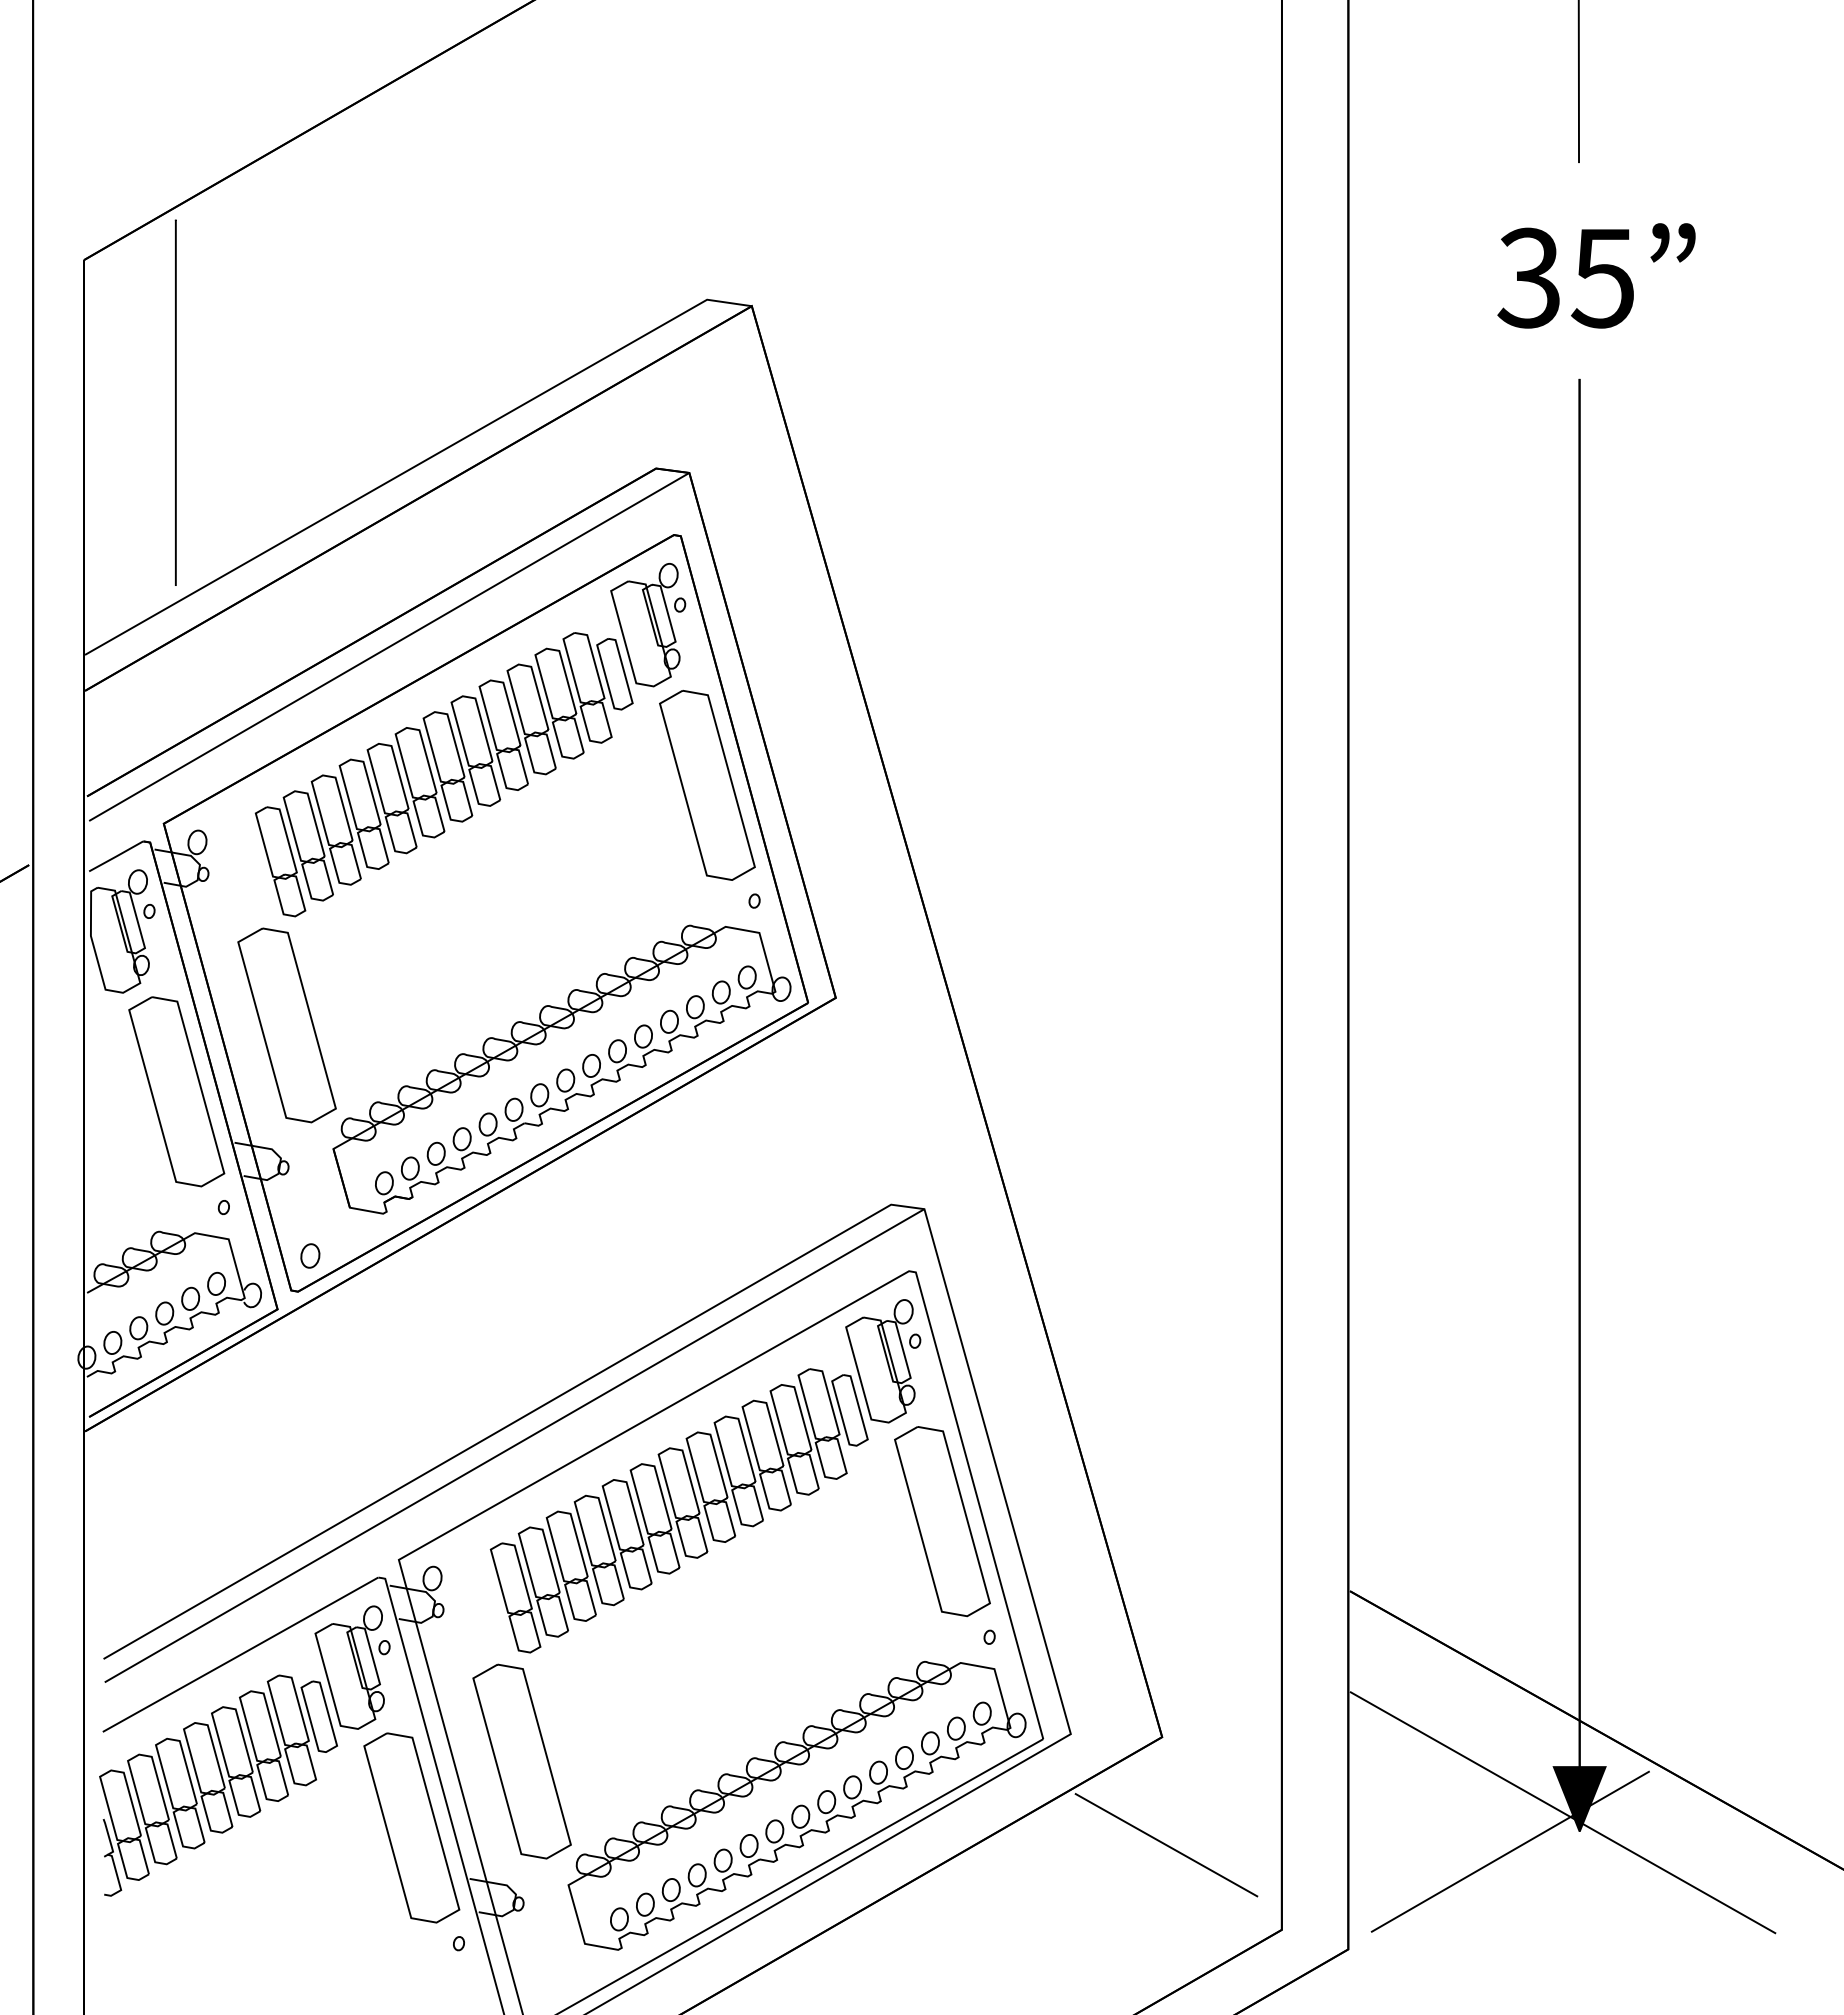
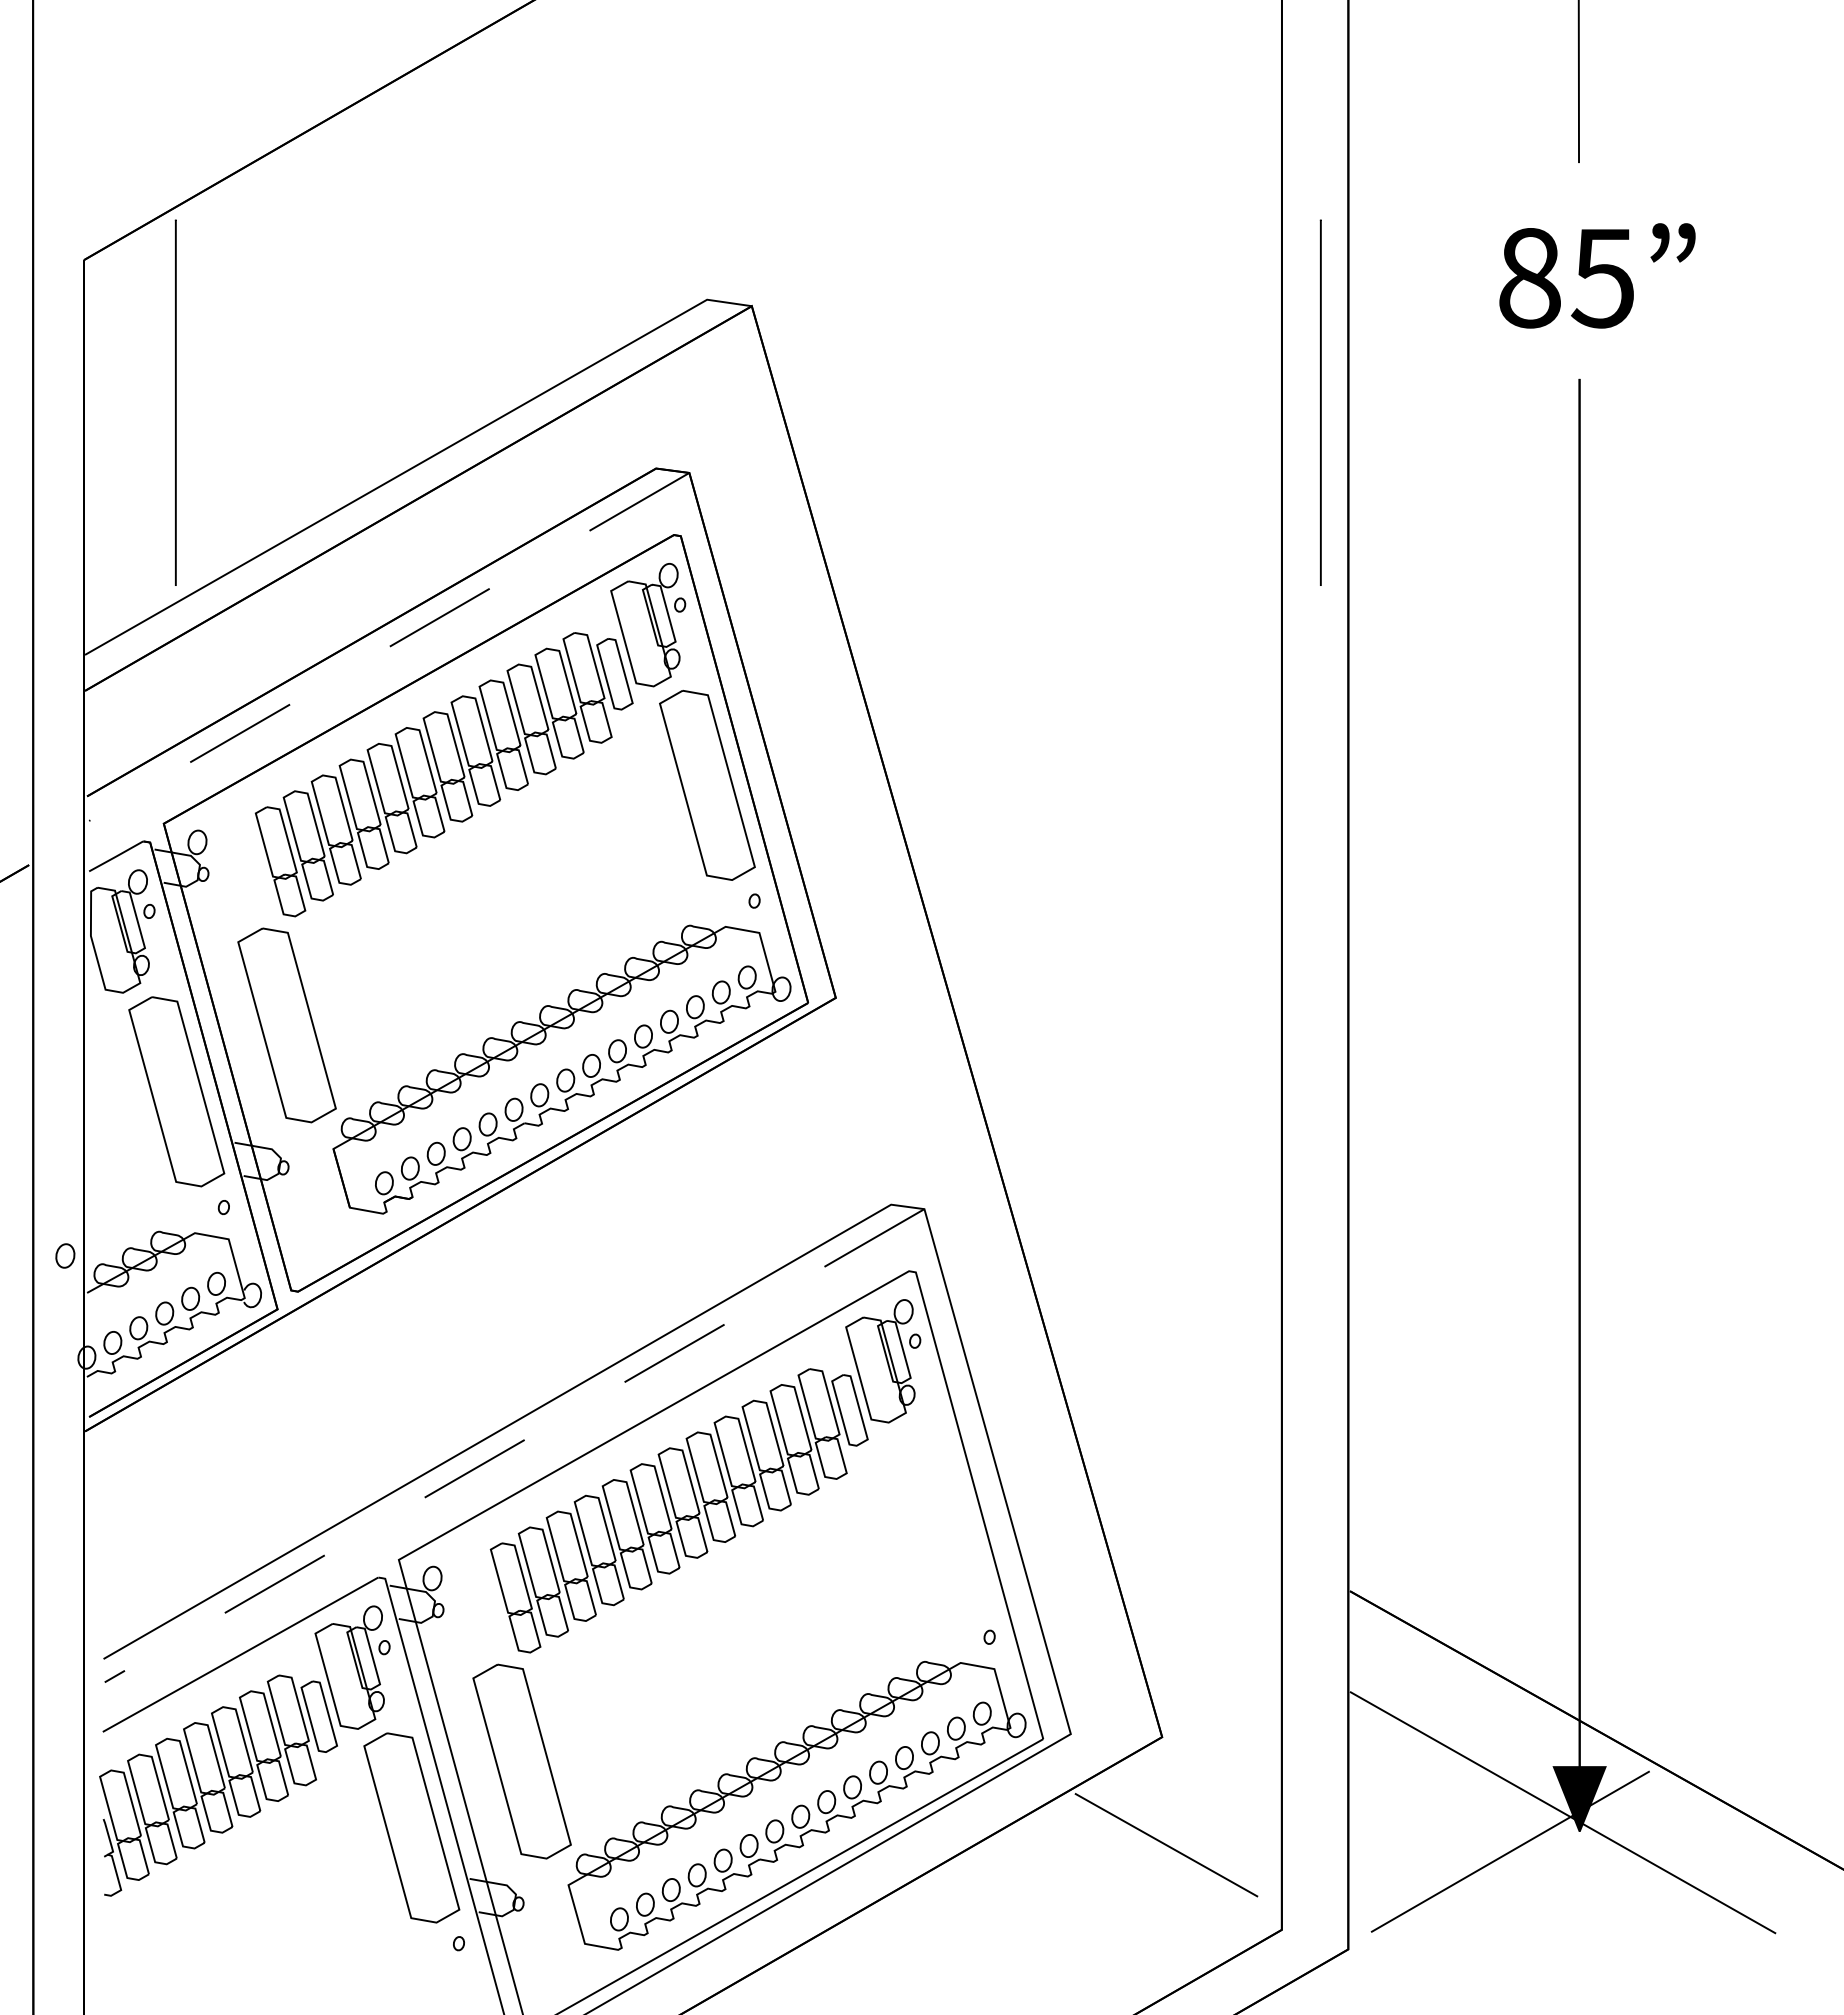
text: 35 -> 85 (1528, 277)
line: none -> present (1320, 402)
line: solid -> dashed (389, 646)
part position: (310, 1255) -> (65, 1255) (65, 1255)
line: solid -> dashed (514, 1446)
part: present -> none (942, 1521)
